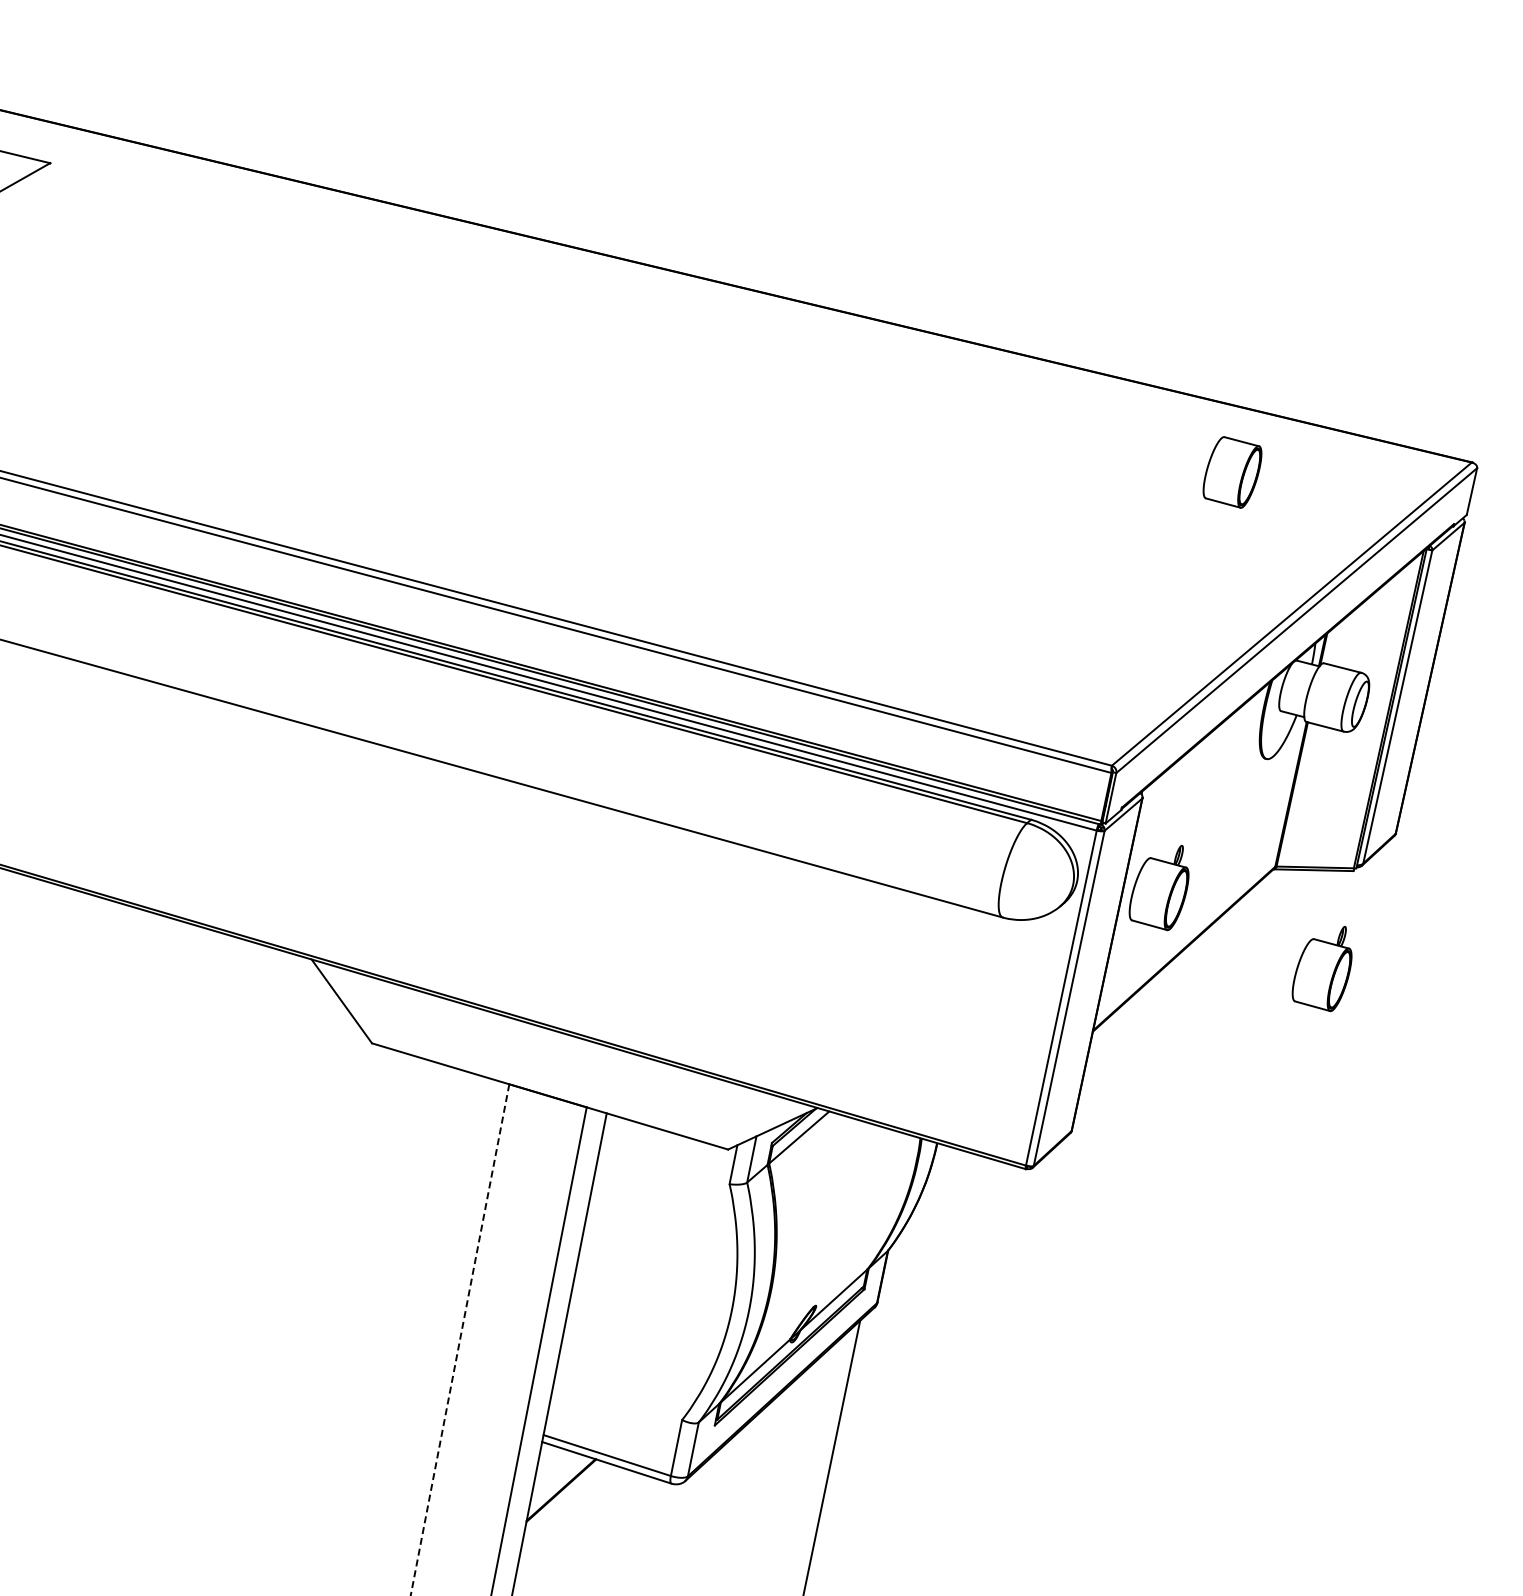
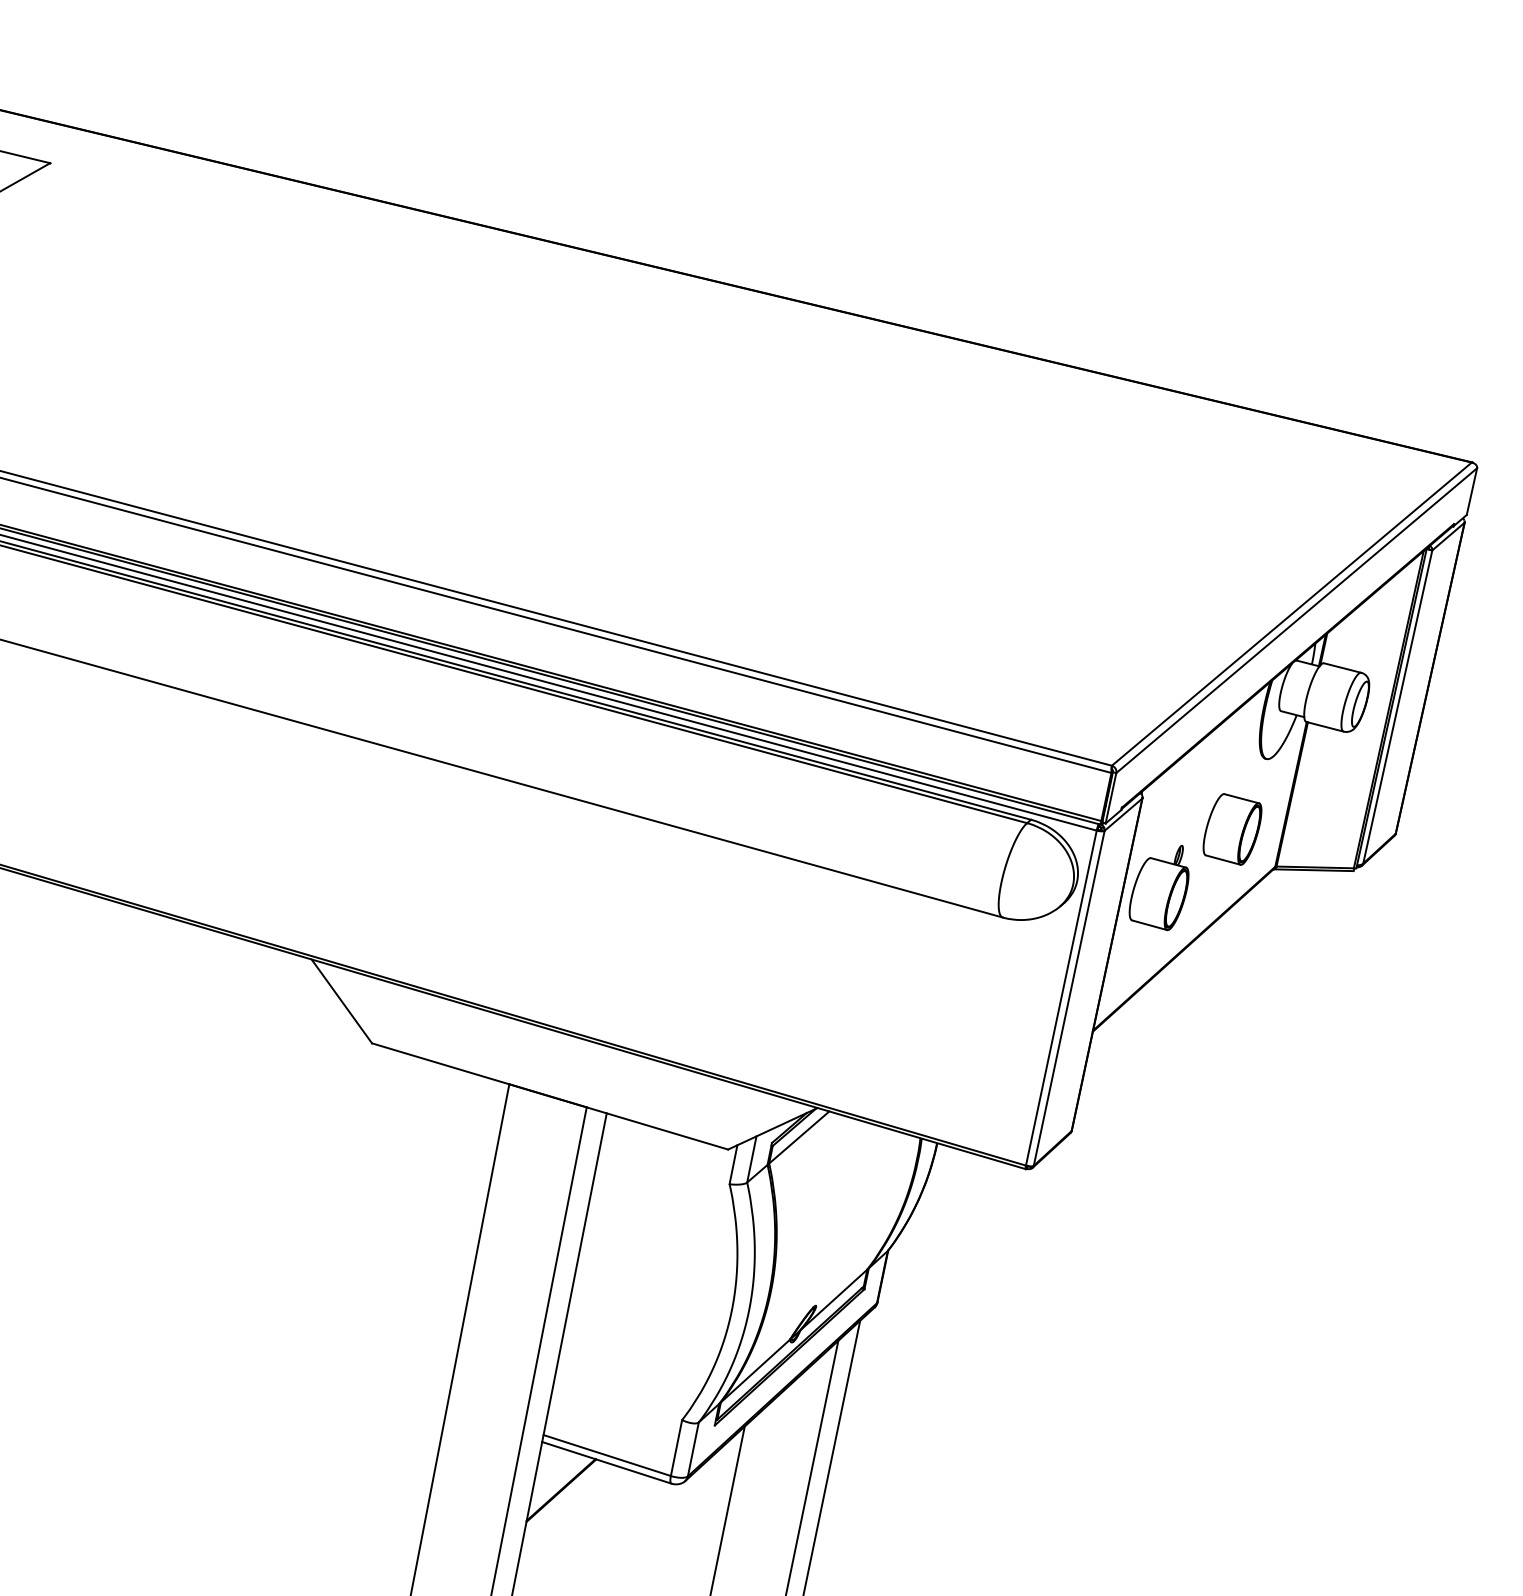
part position: (1232, 472) -> (1232, 829) (1232, 829)
part: present -> none (1321, 969)
line: dashed -> solid (459, 1340)
line: none -> present (812, 1466)
line: none -> present (727, 1509)
